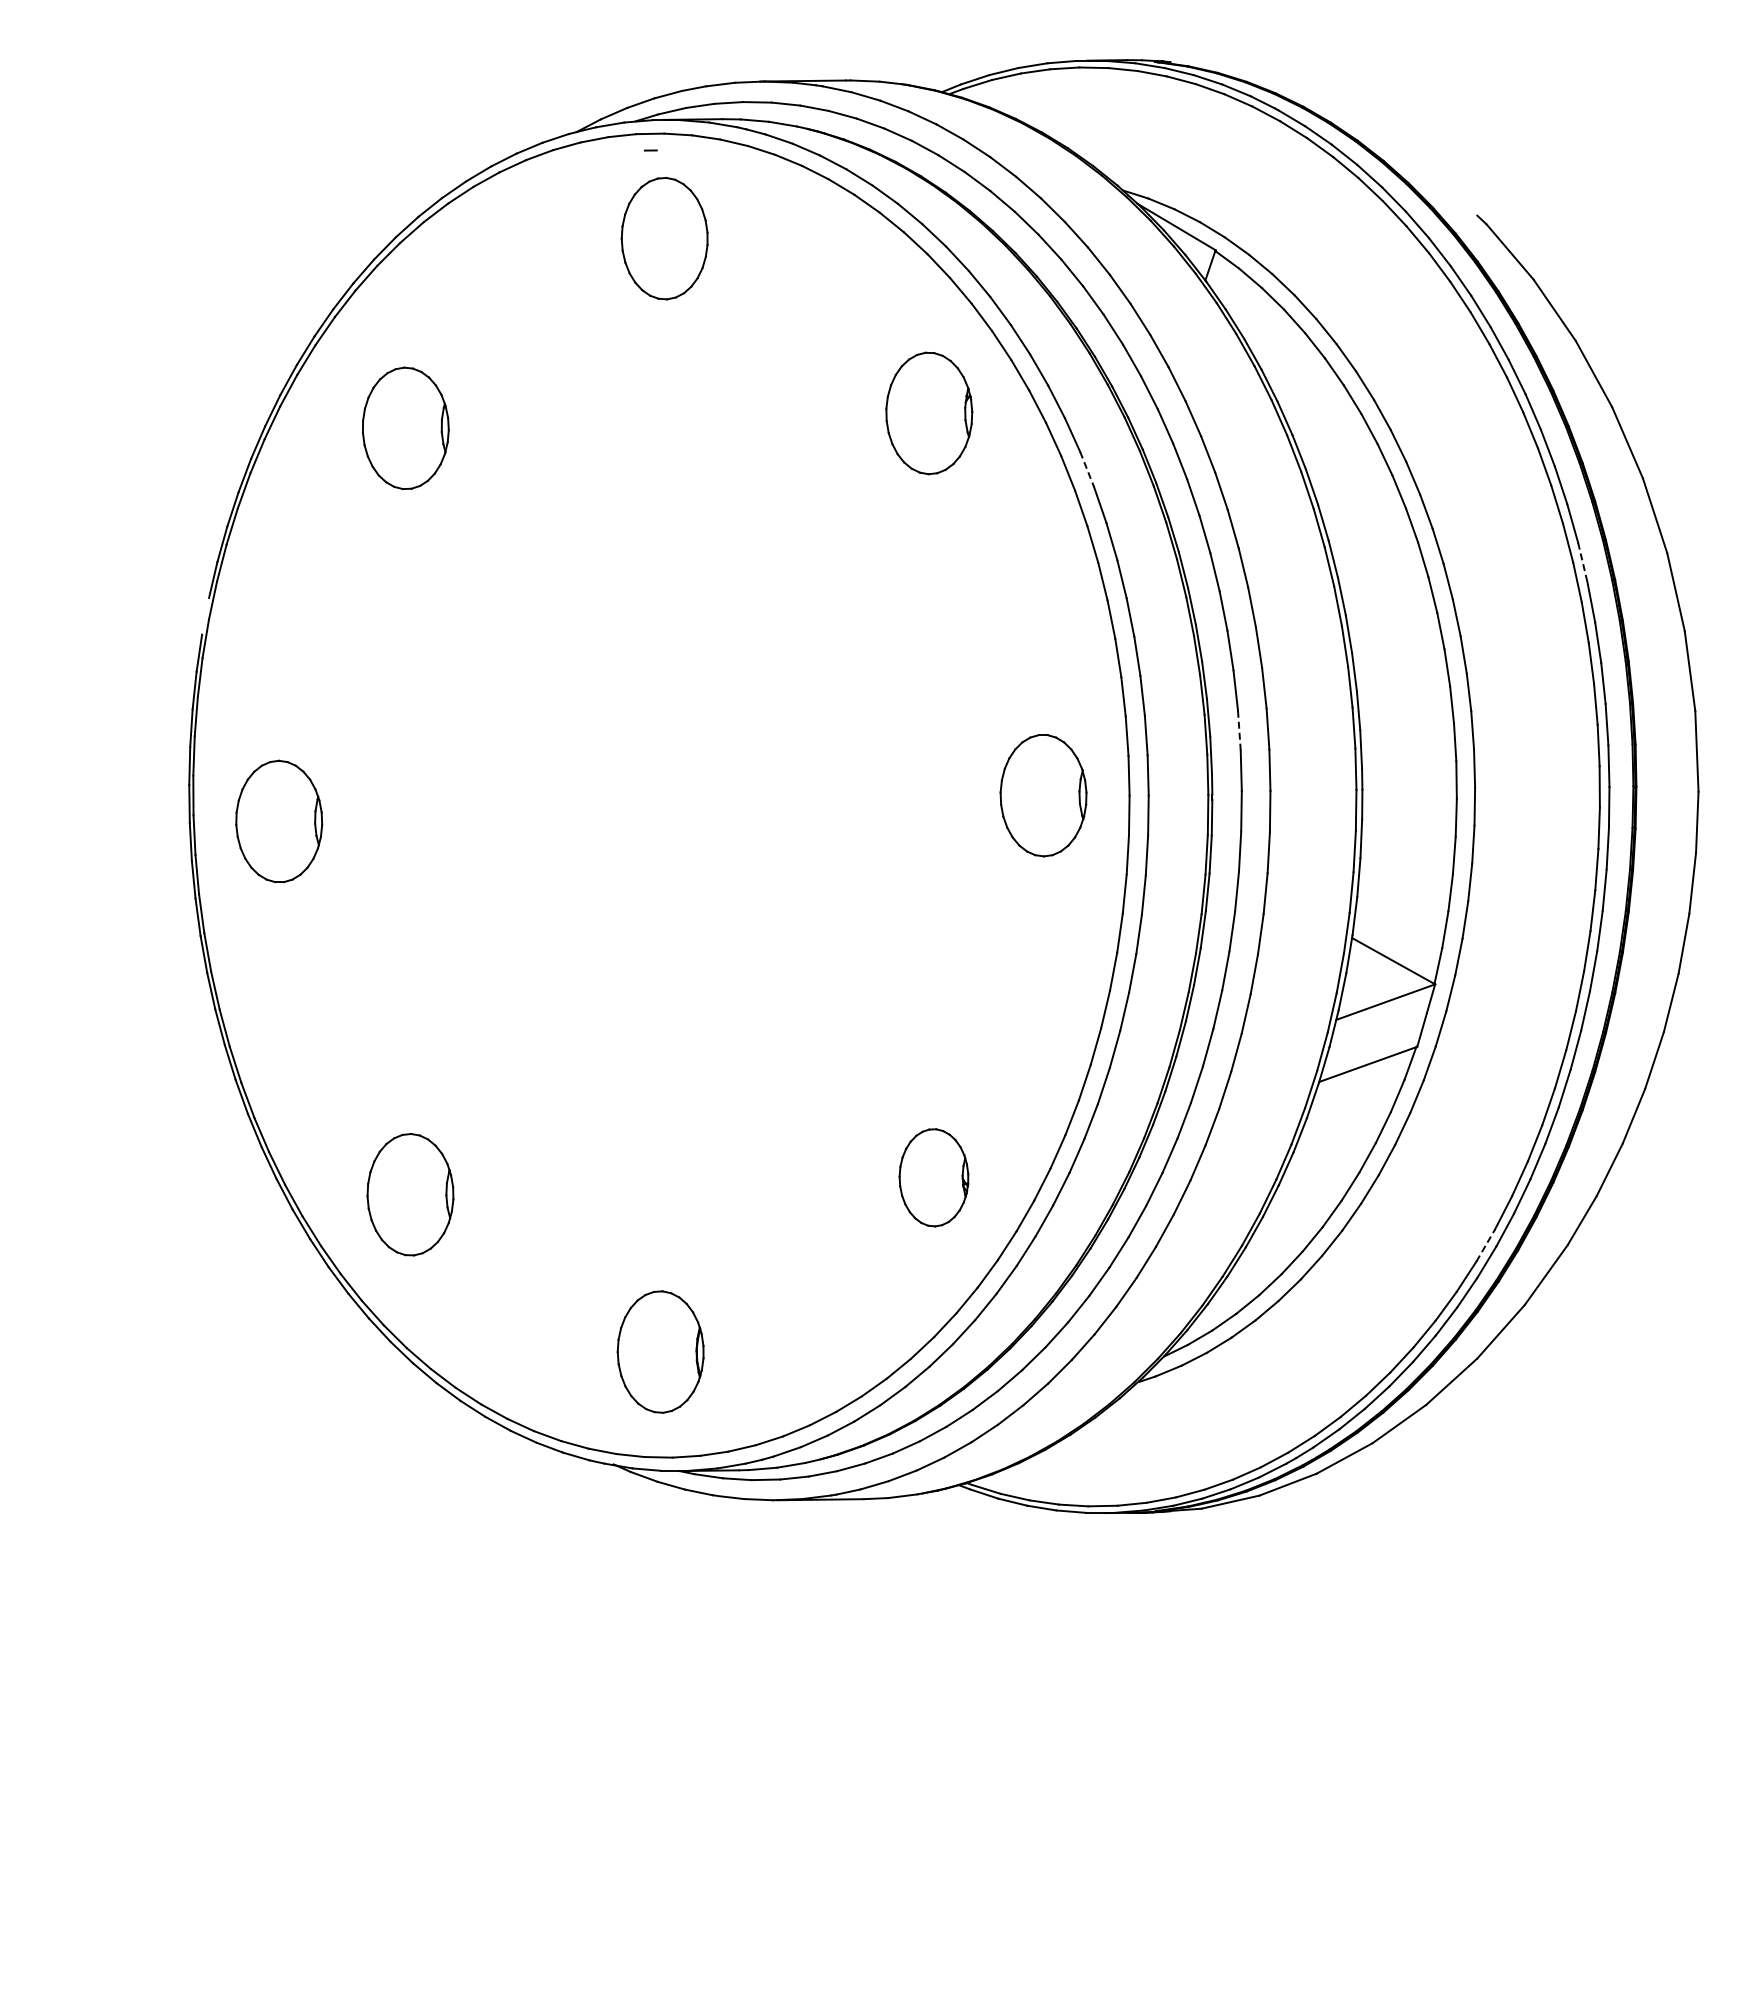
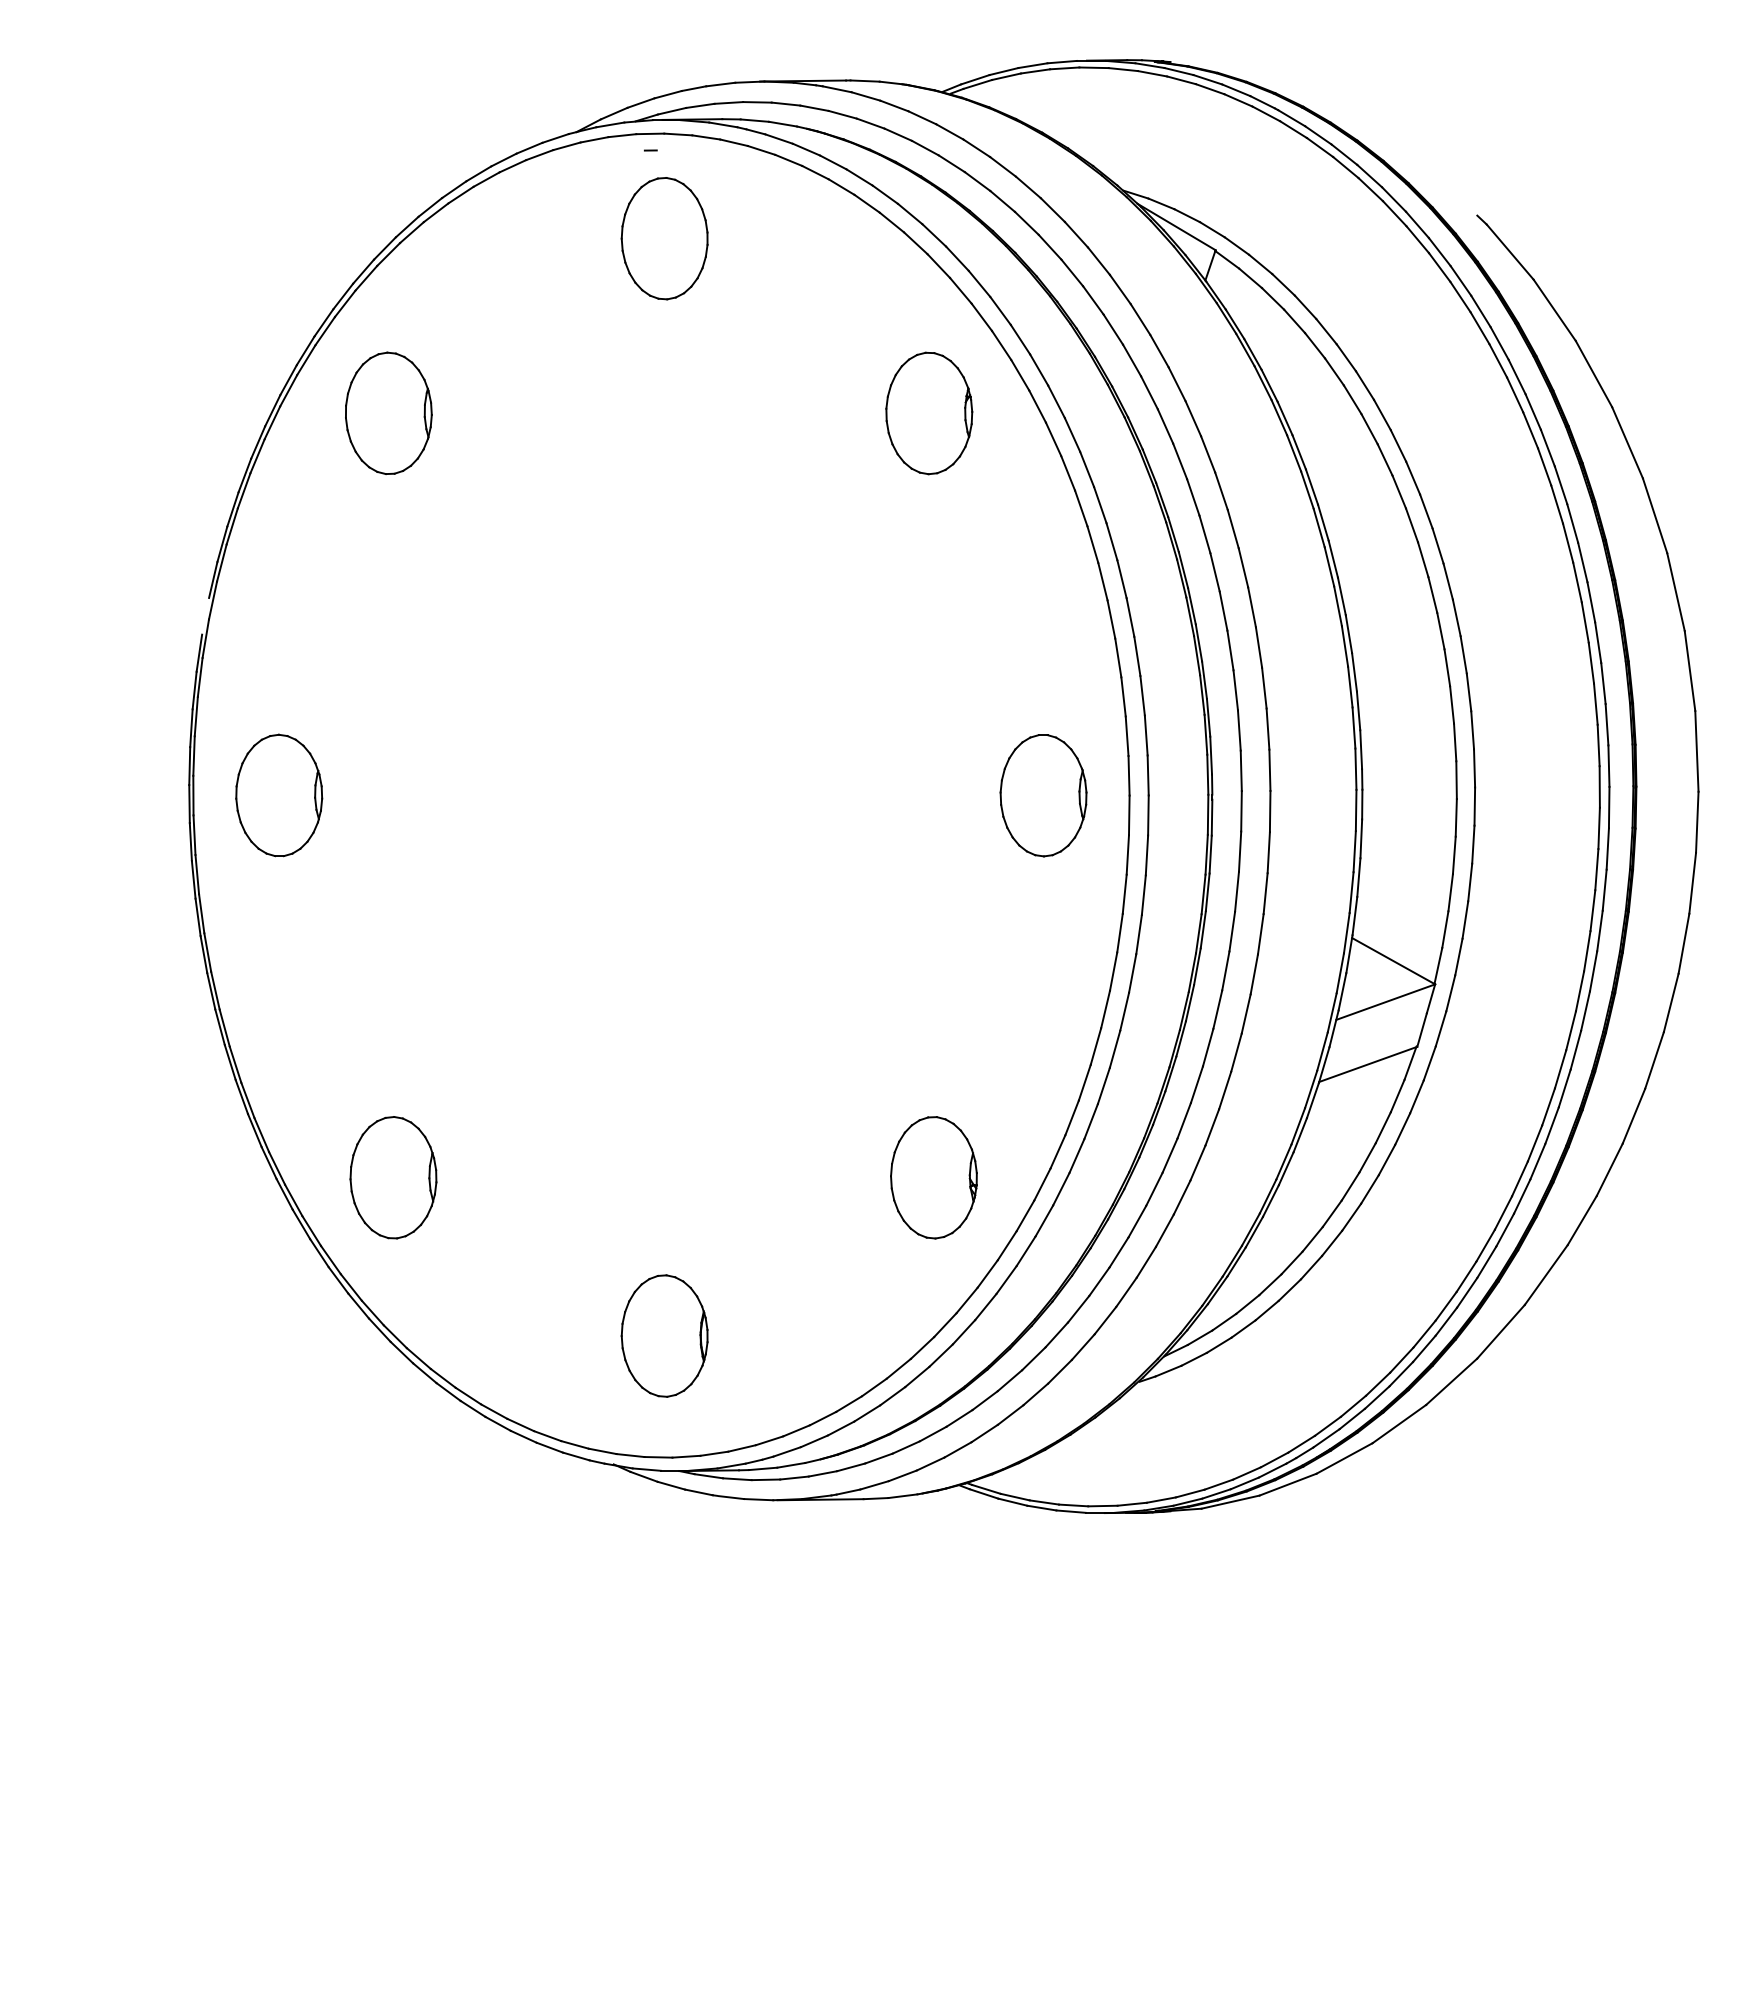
part position: (405, 427) -> (388, 412) (388, 412)
line: dashed -> solid (1087, 469)
line: dashed -> solid (1582, 563)
line: dashed -> solid (1239, 730)
part position: (279, 821) -> (279, 795) (279, 795)
part size: 72x100 px -> 88x124 px (933, 1177)
part position: (410, 1194) -> (393, 1177) (393, 1177)
line: dashed -> solid (1485, 1245)
part position: (660, 1351) -> (664, 1335) (664, 1335)
